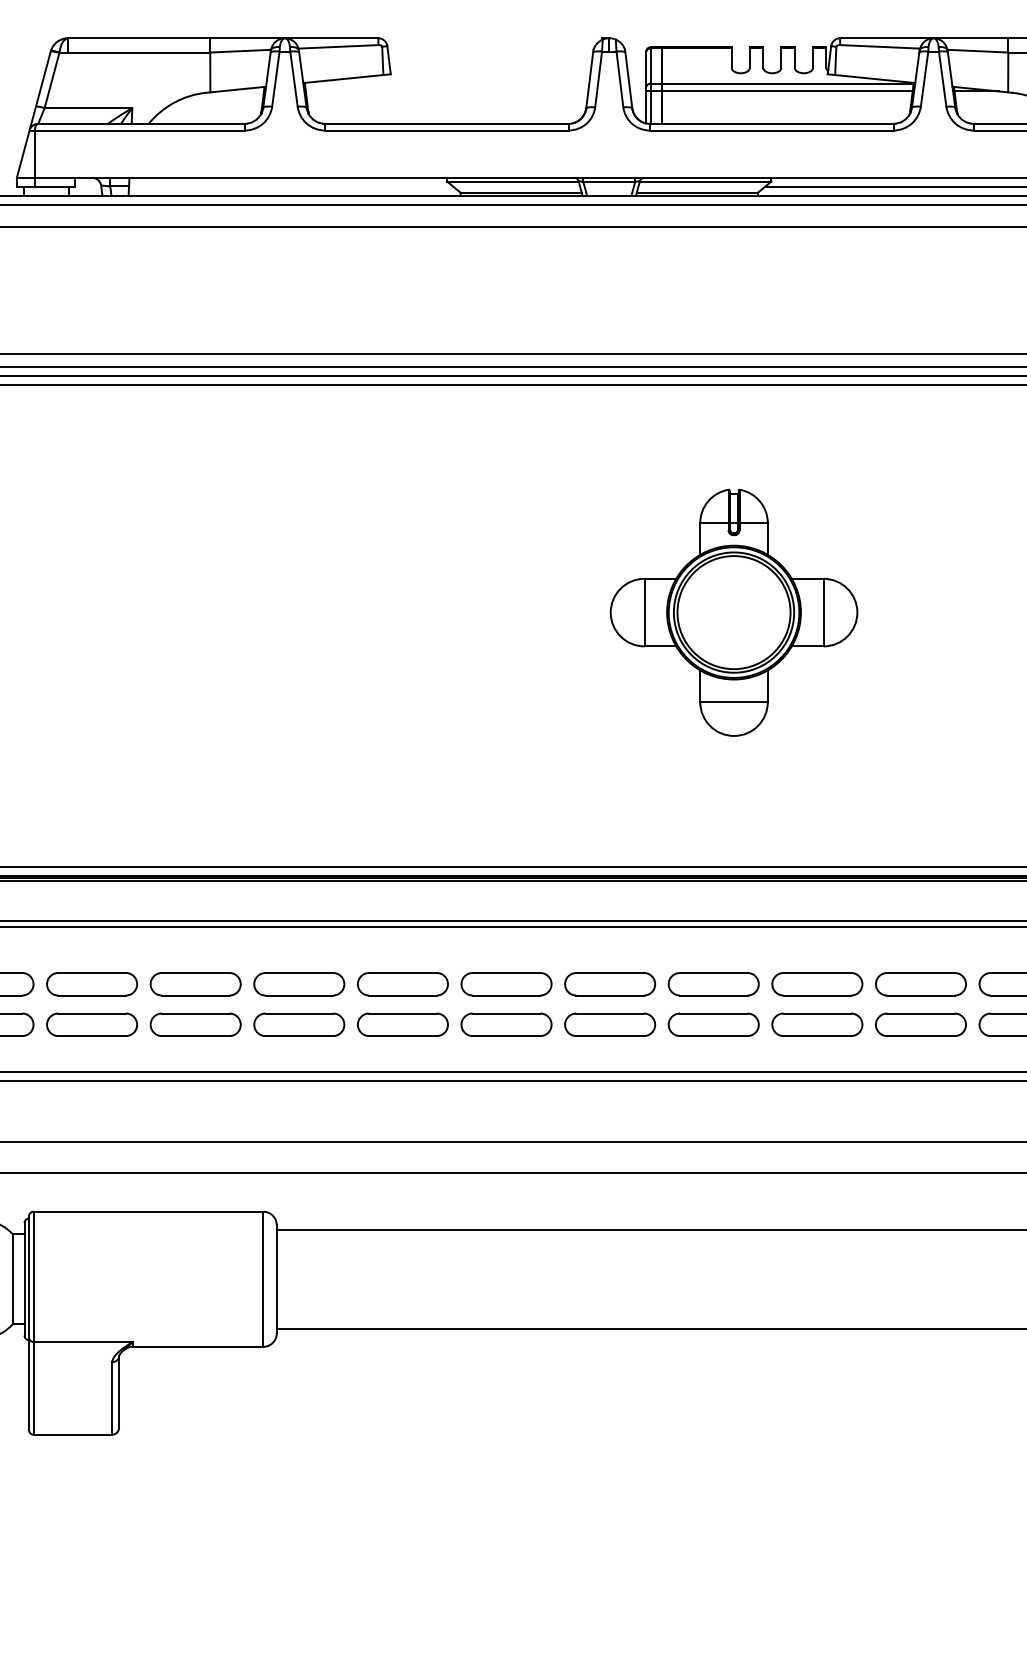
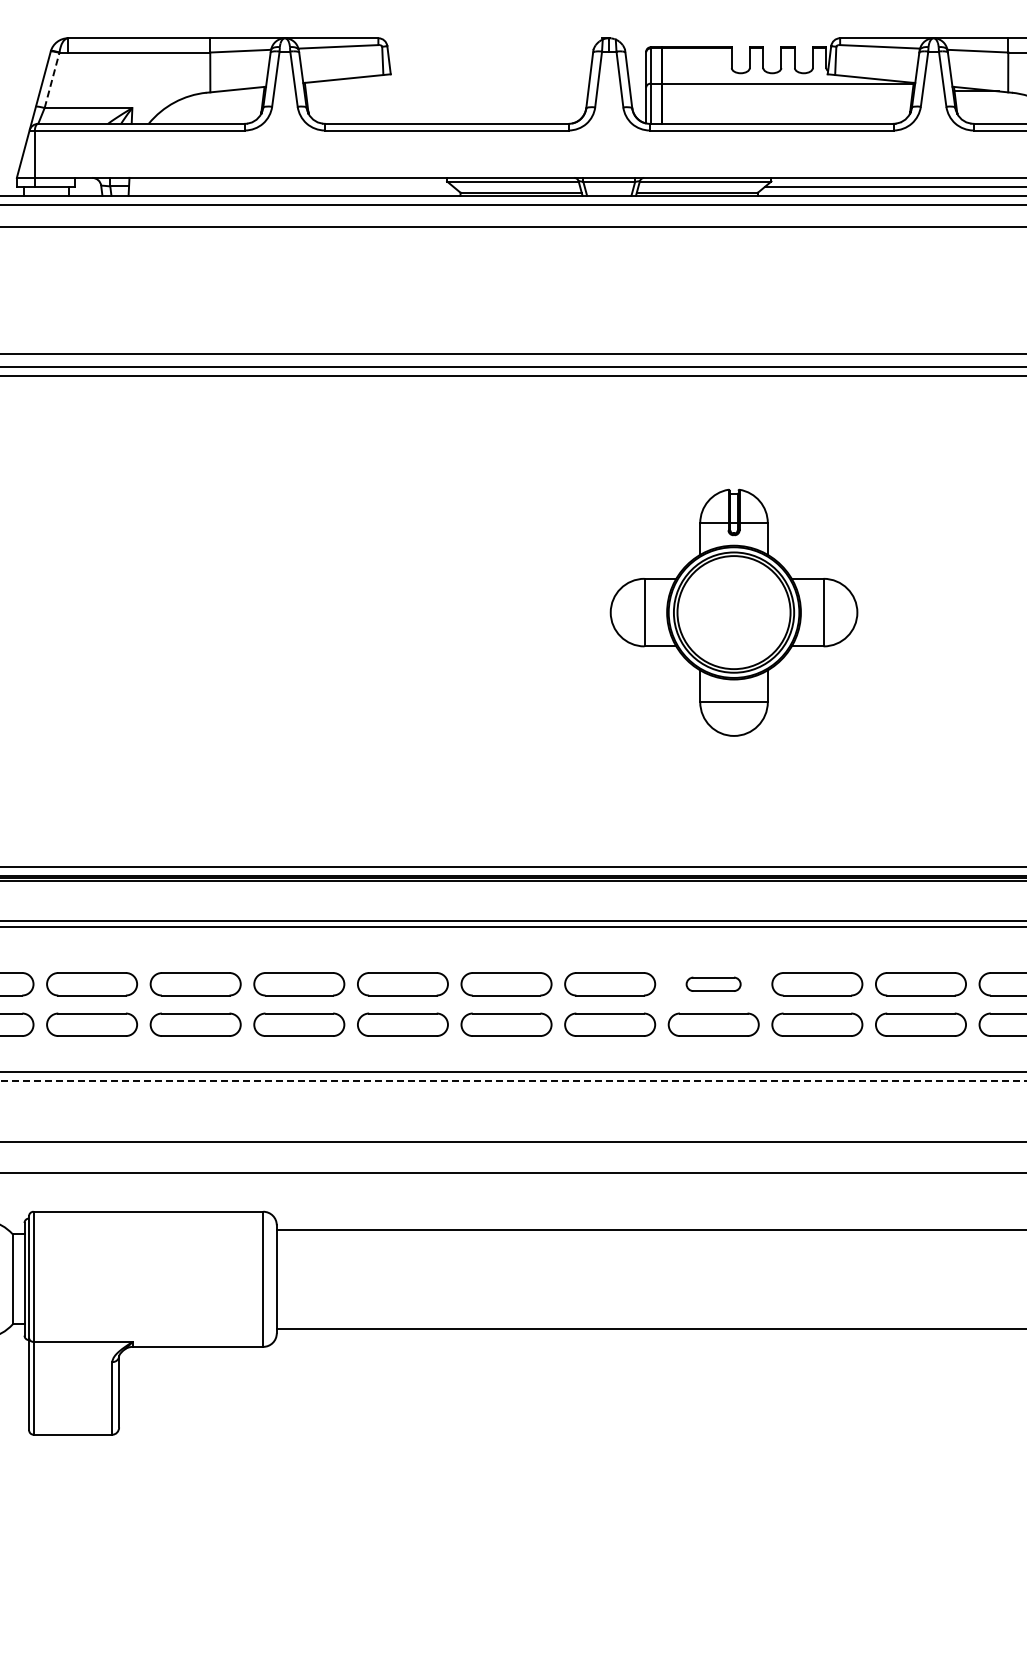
line: solid -> dashed (52, 80)
line: present -> none (779, 91)
line: present -> none (512, 385)
part size: 93x25 px -> 57x16 px (713, 983)
line: solid -> dashed (513, 1081)
